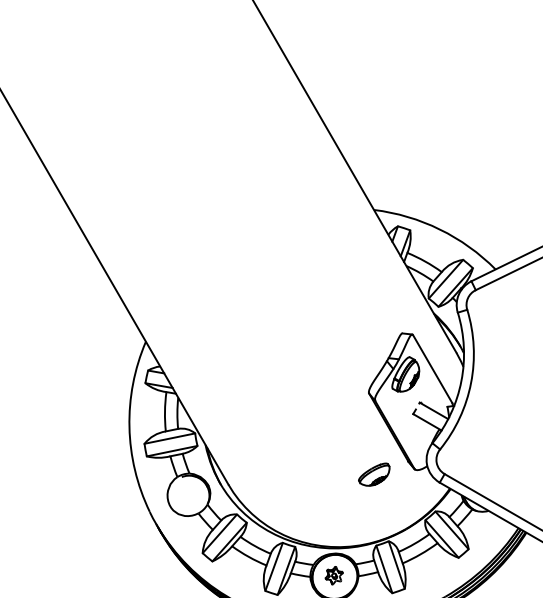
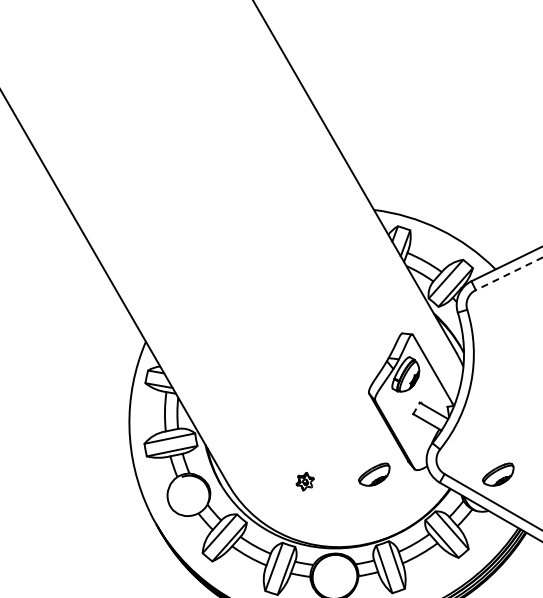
line: solid -> dashed (509, 273)
part: none -> present (498, 474)
part position: (333, 575) -> (304, 481) (304, 481)
